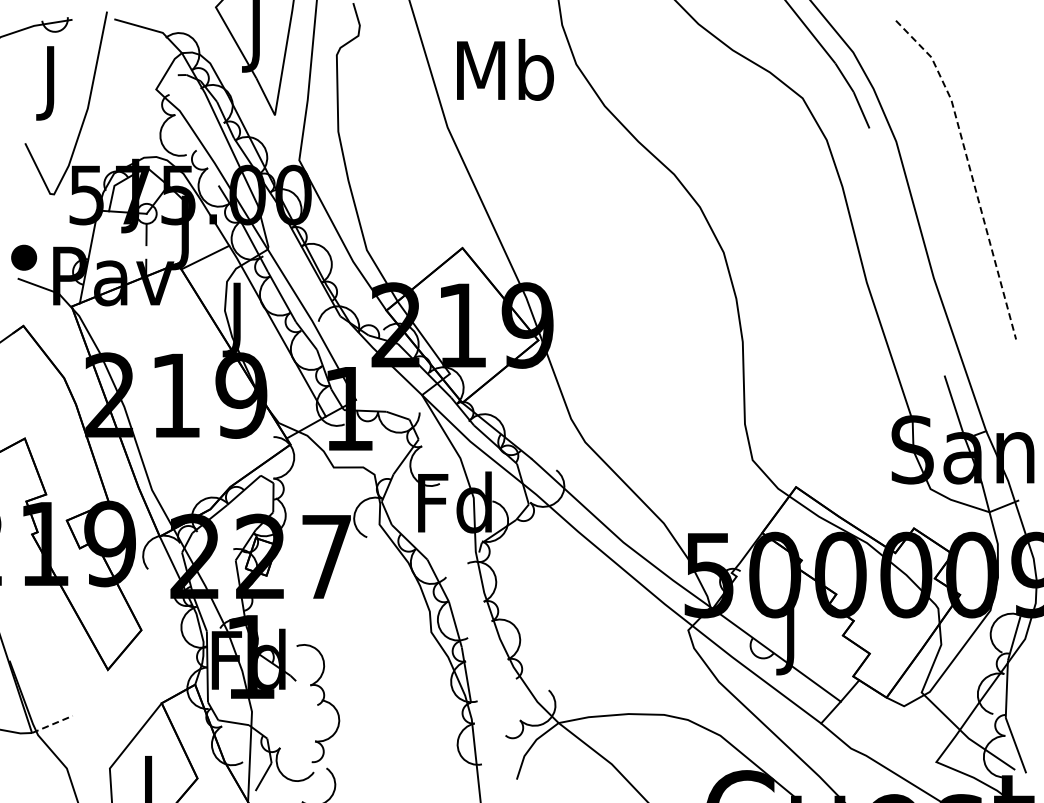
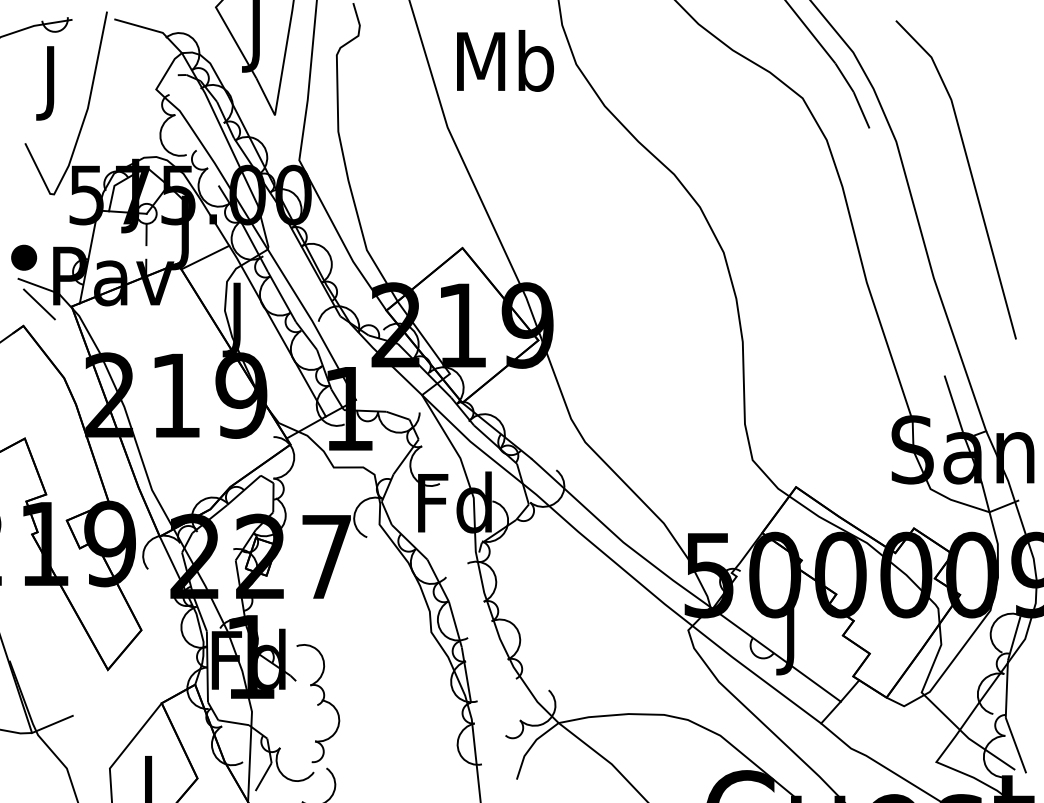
text position: (505, 69) -> (505, 60) (505, 60)
line: dashed -> solid (970, 171)
line: none -> present (39, 304)
line: dashed -> solid (52, 724)
